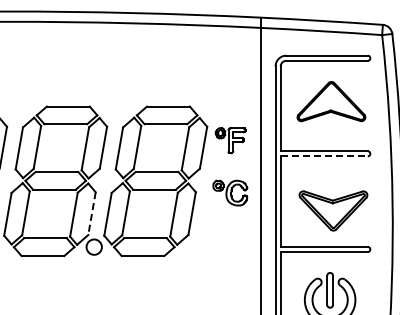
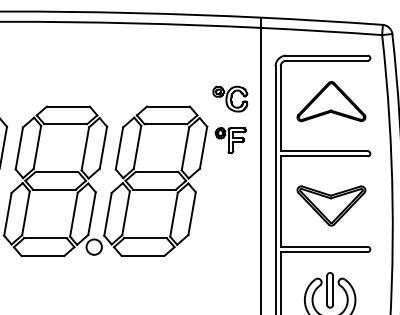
line: dashed -> solid (324, 156)
part position: (230, 192) -> (230, 98) (230, 98)
part position: (333, 210) -> (331, 205) (331, 205)
line: dashed -> solid (92, 213)
